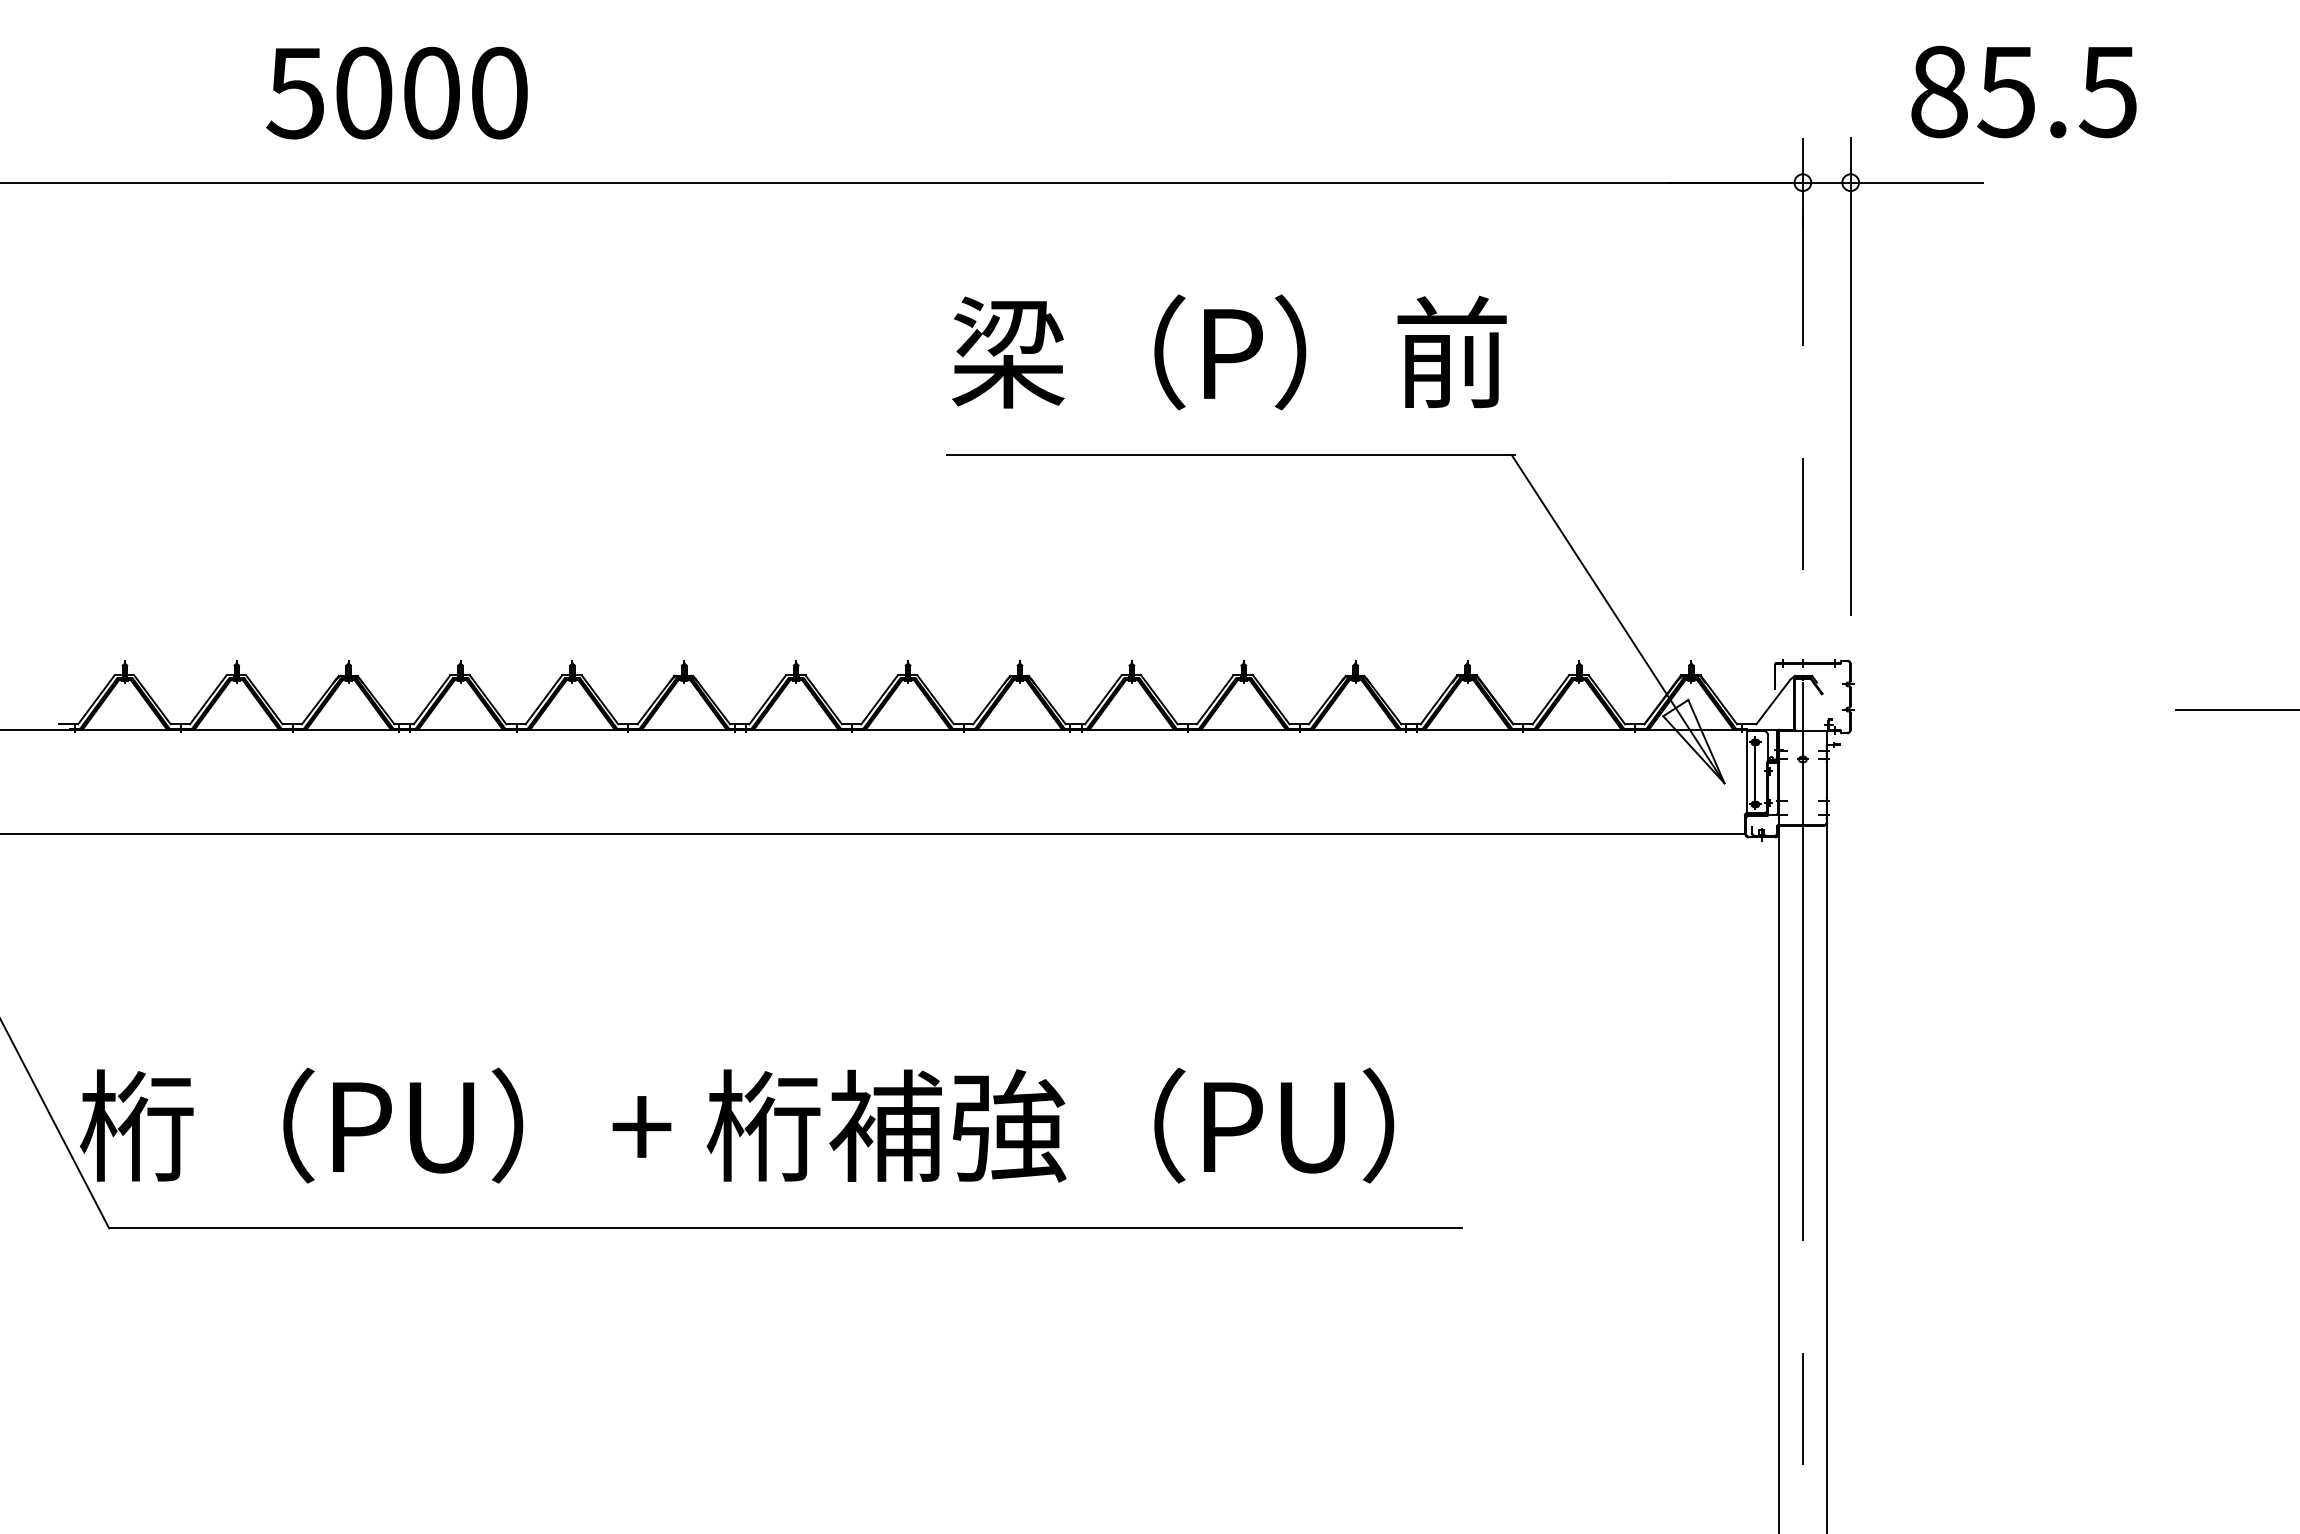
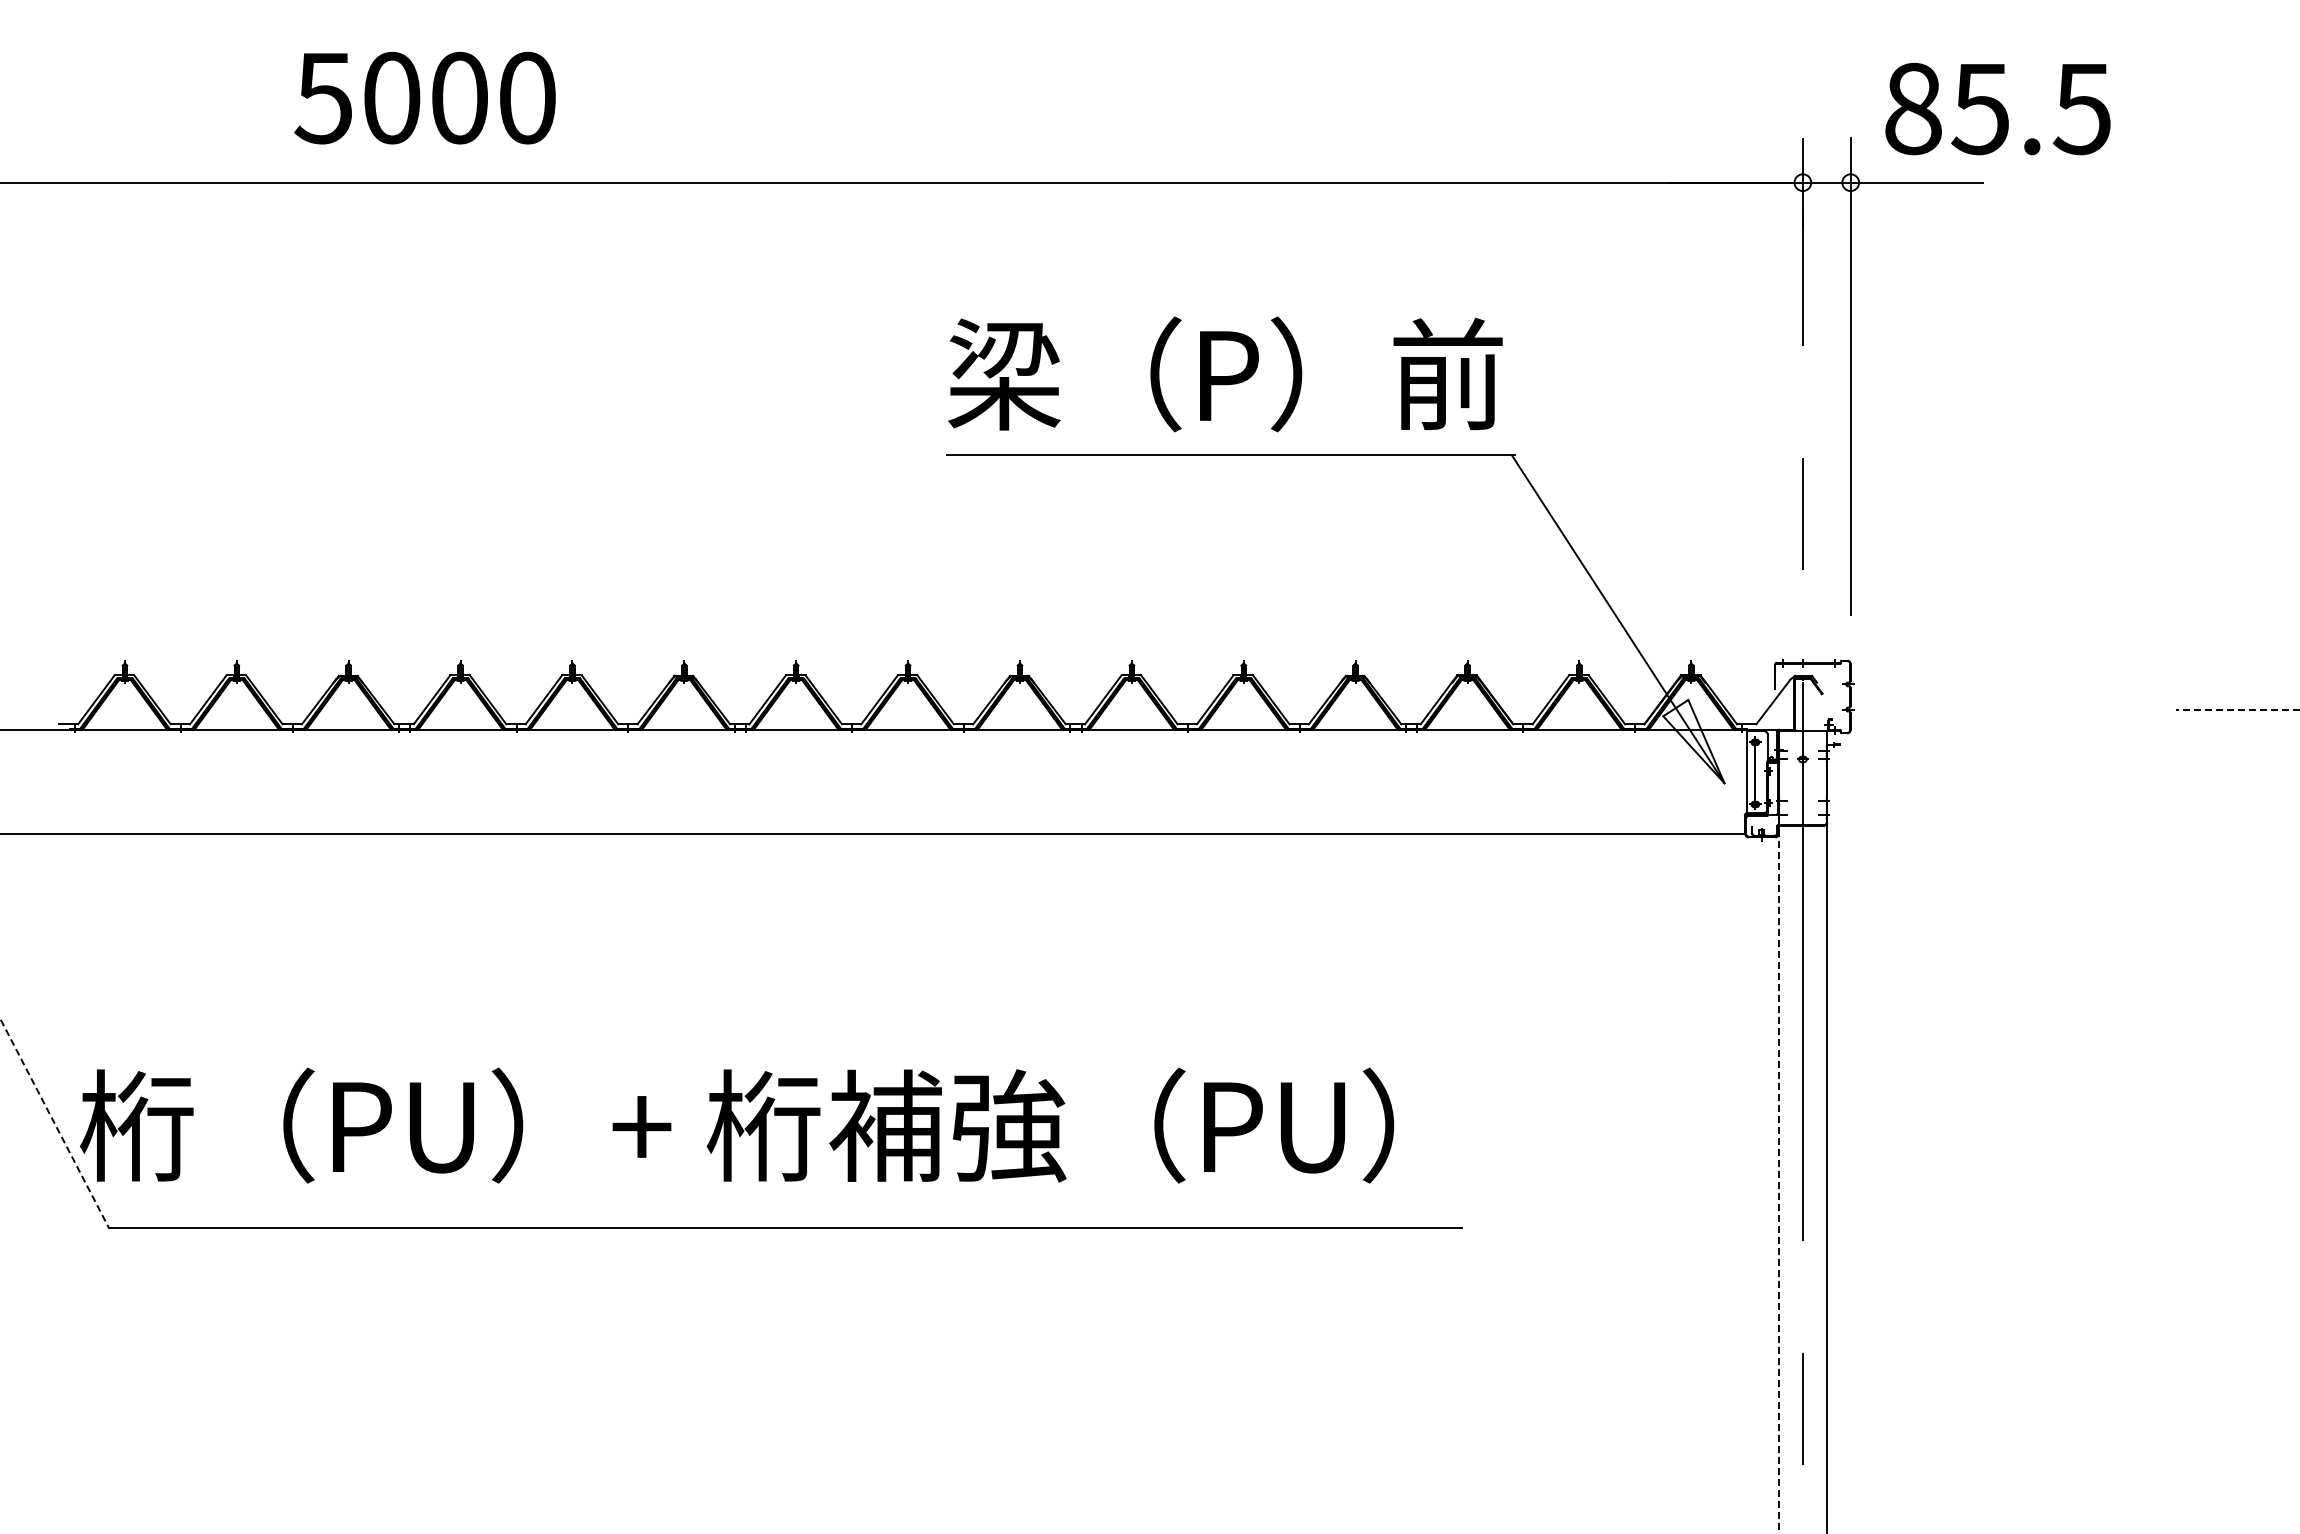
text position: (2023, 91) -> (1997, 108) (1997, 108)
text position: (396, 92) -> (424, 97) (424, 97)
text position: (1229, 352) -> (1225, 374) (1225, 374)
line: solid -> dashed (2237, 709)
line: solid -> dashed (54, 1123)
line: solid -> dashed (1779, 1133)
